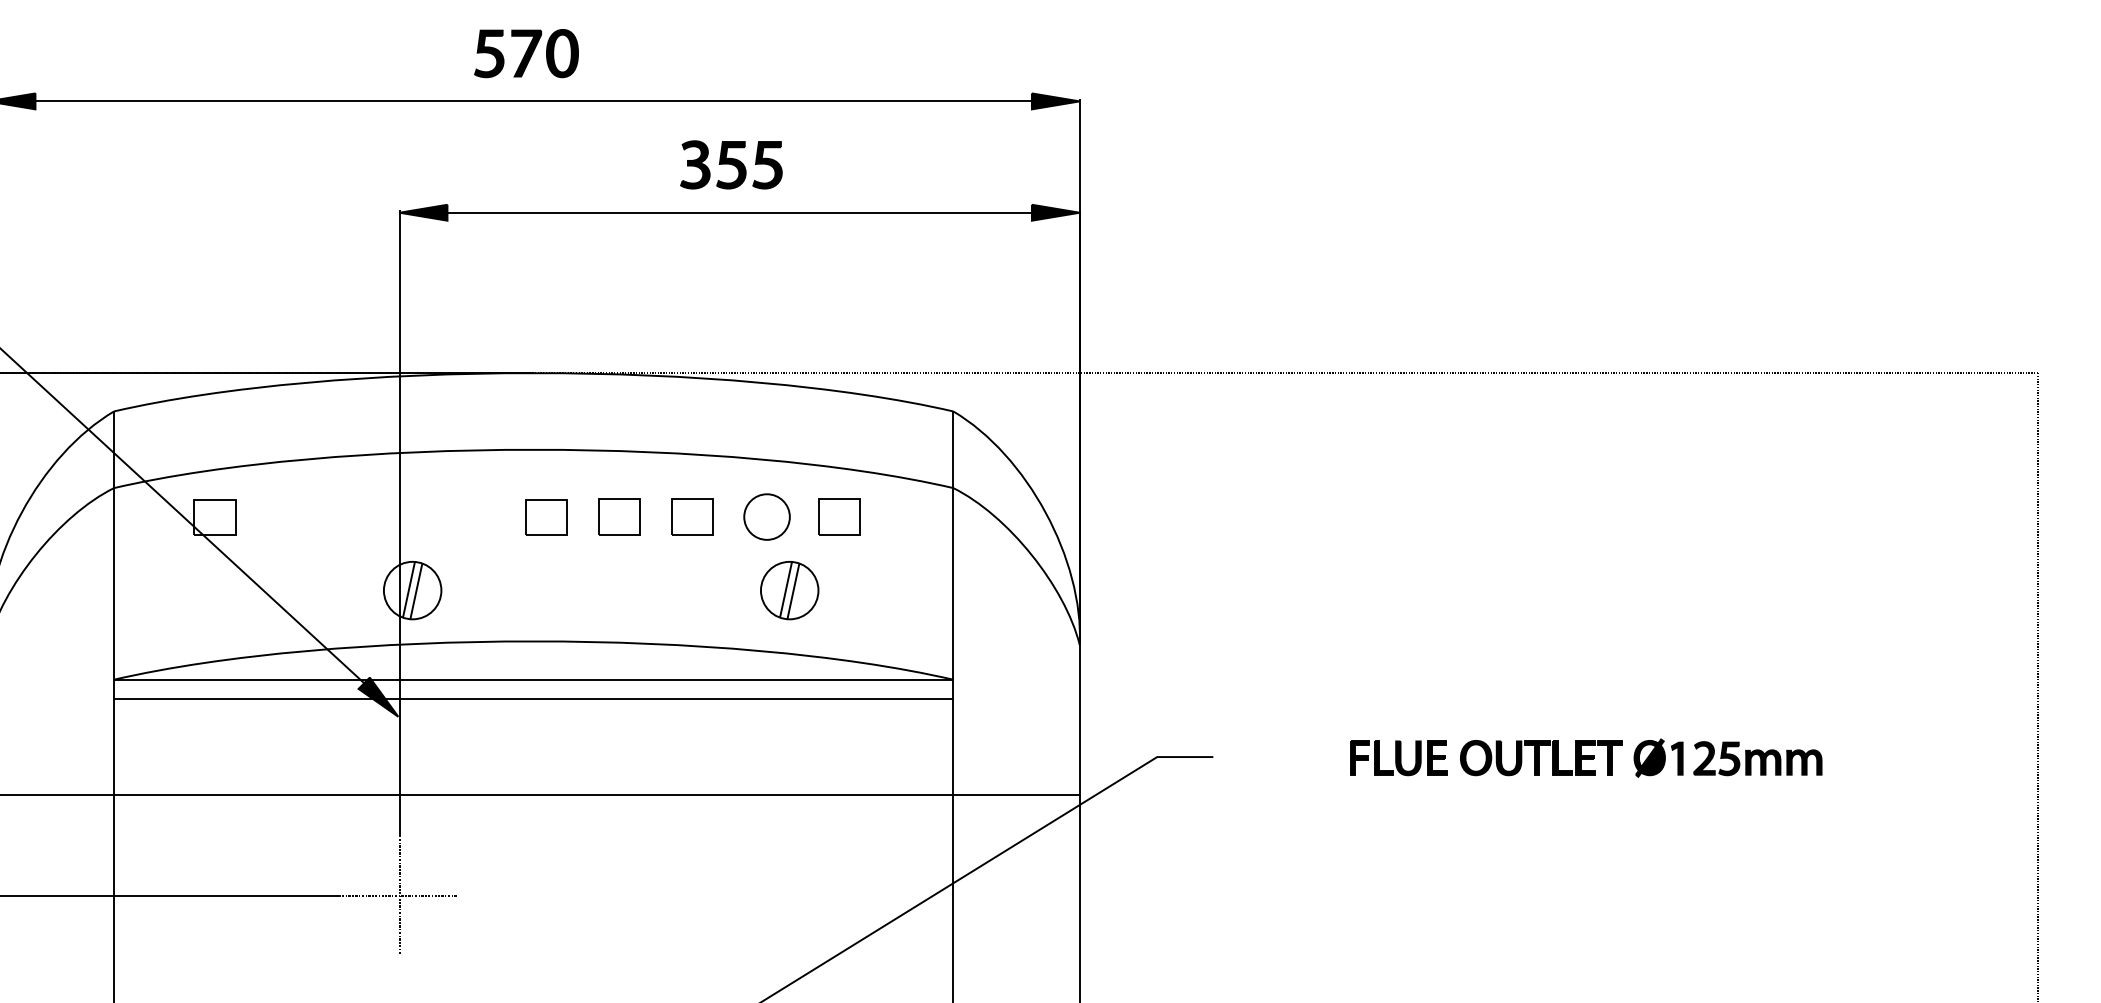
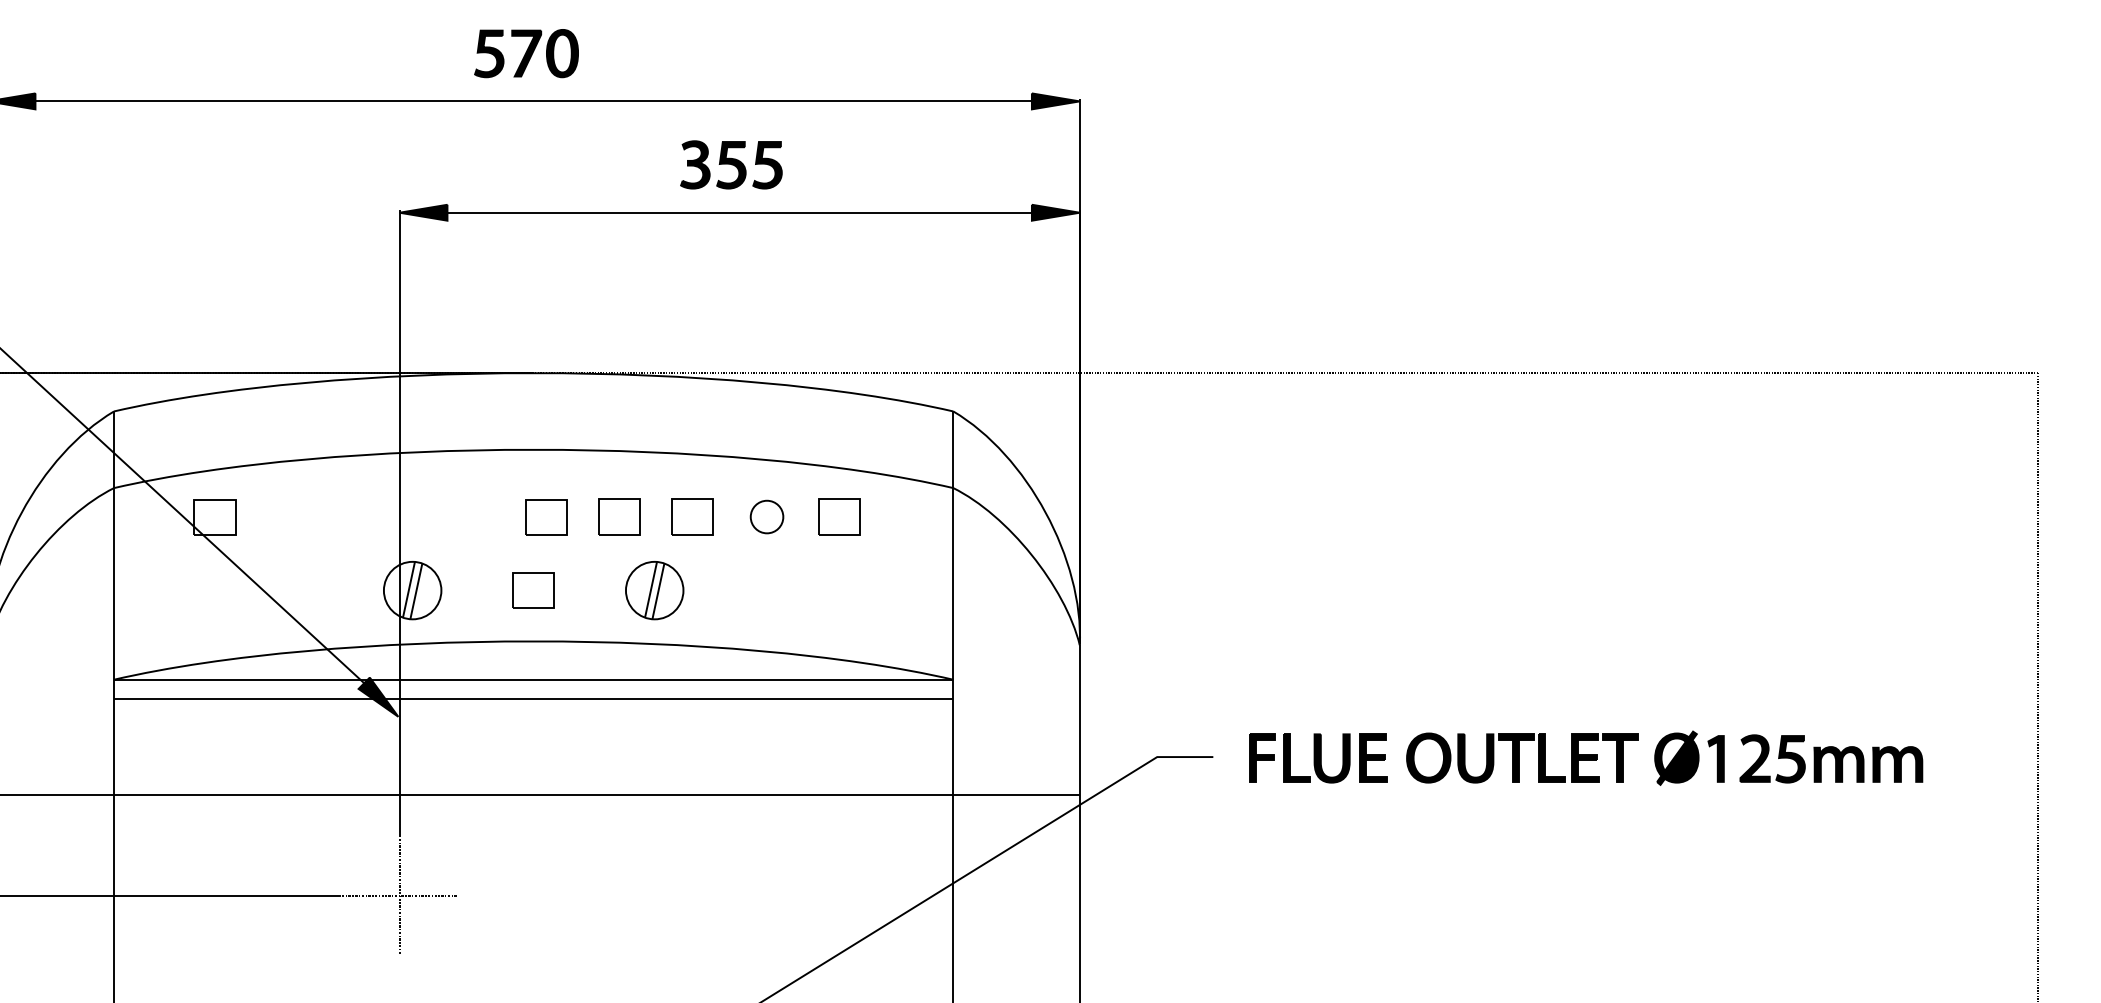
part size: 48x48 px -> 36x36 px (766, 516)
part: none -> present (533, 590)
part position: (789, 590) -> (654, 590) (654, 590)
part size: 473x40 px -> 675x56 px (1586, 757)
